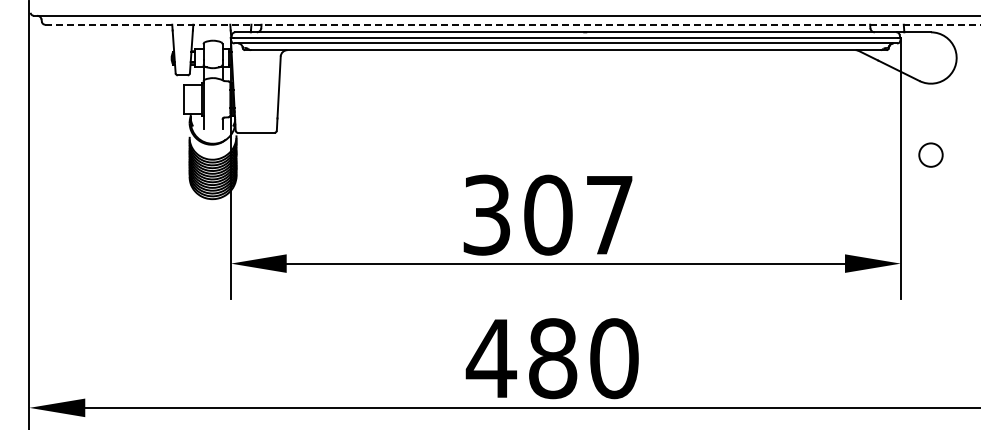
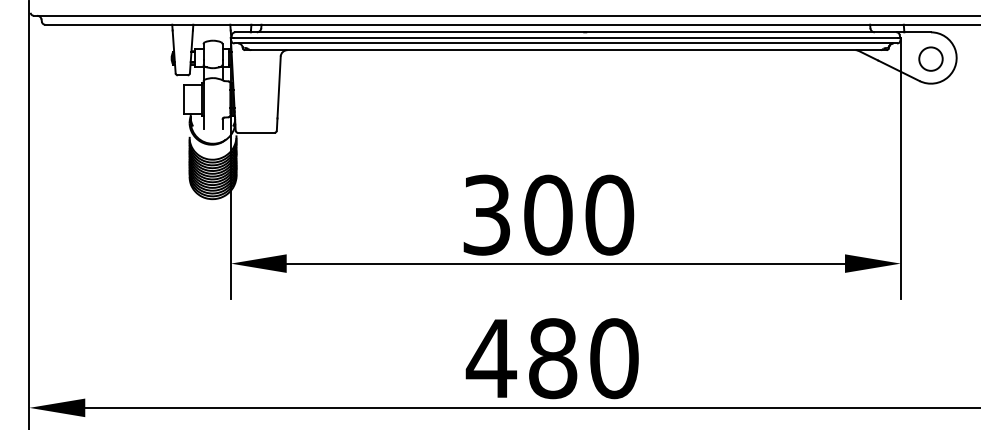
line: dashed -> solid (512, 24)
circle position: (930, 154) -> (930, 58) (930, 58)
text: 307 -> 300 (609, 214)
